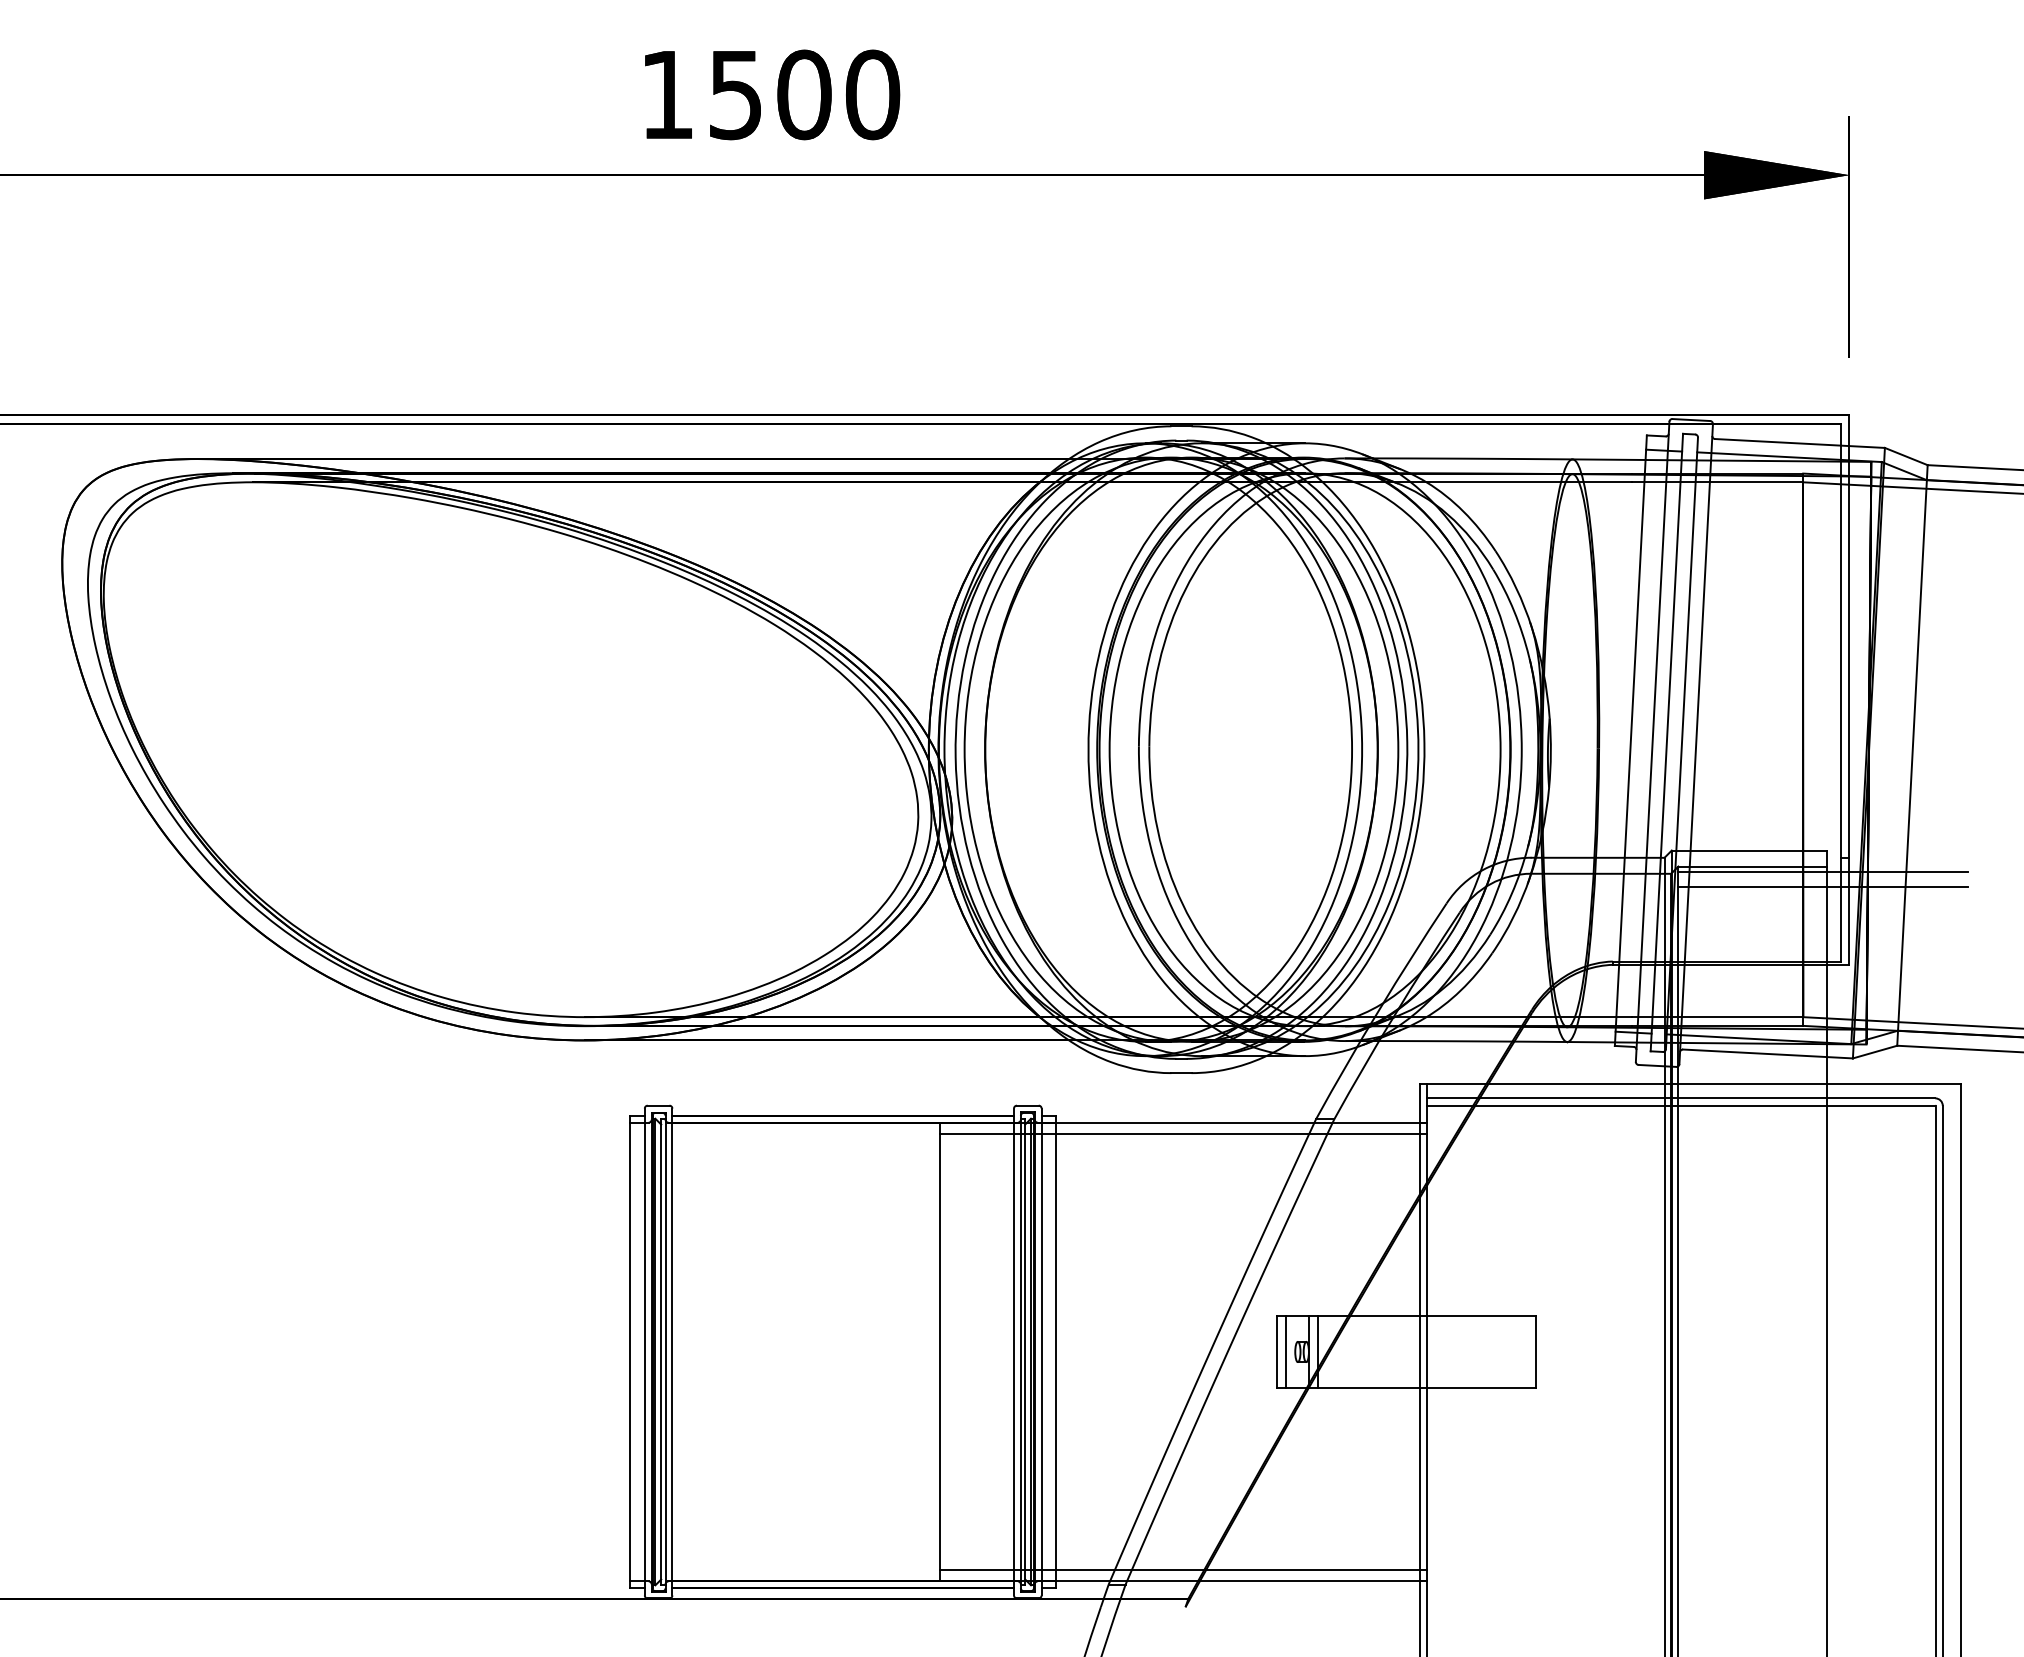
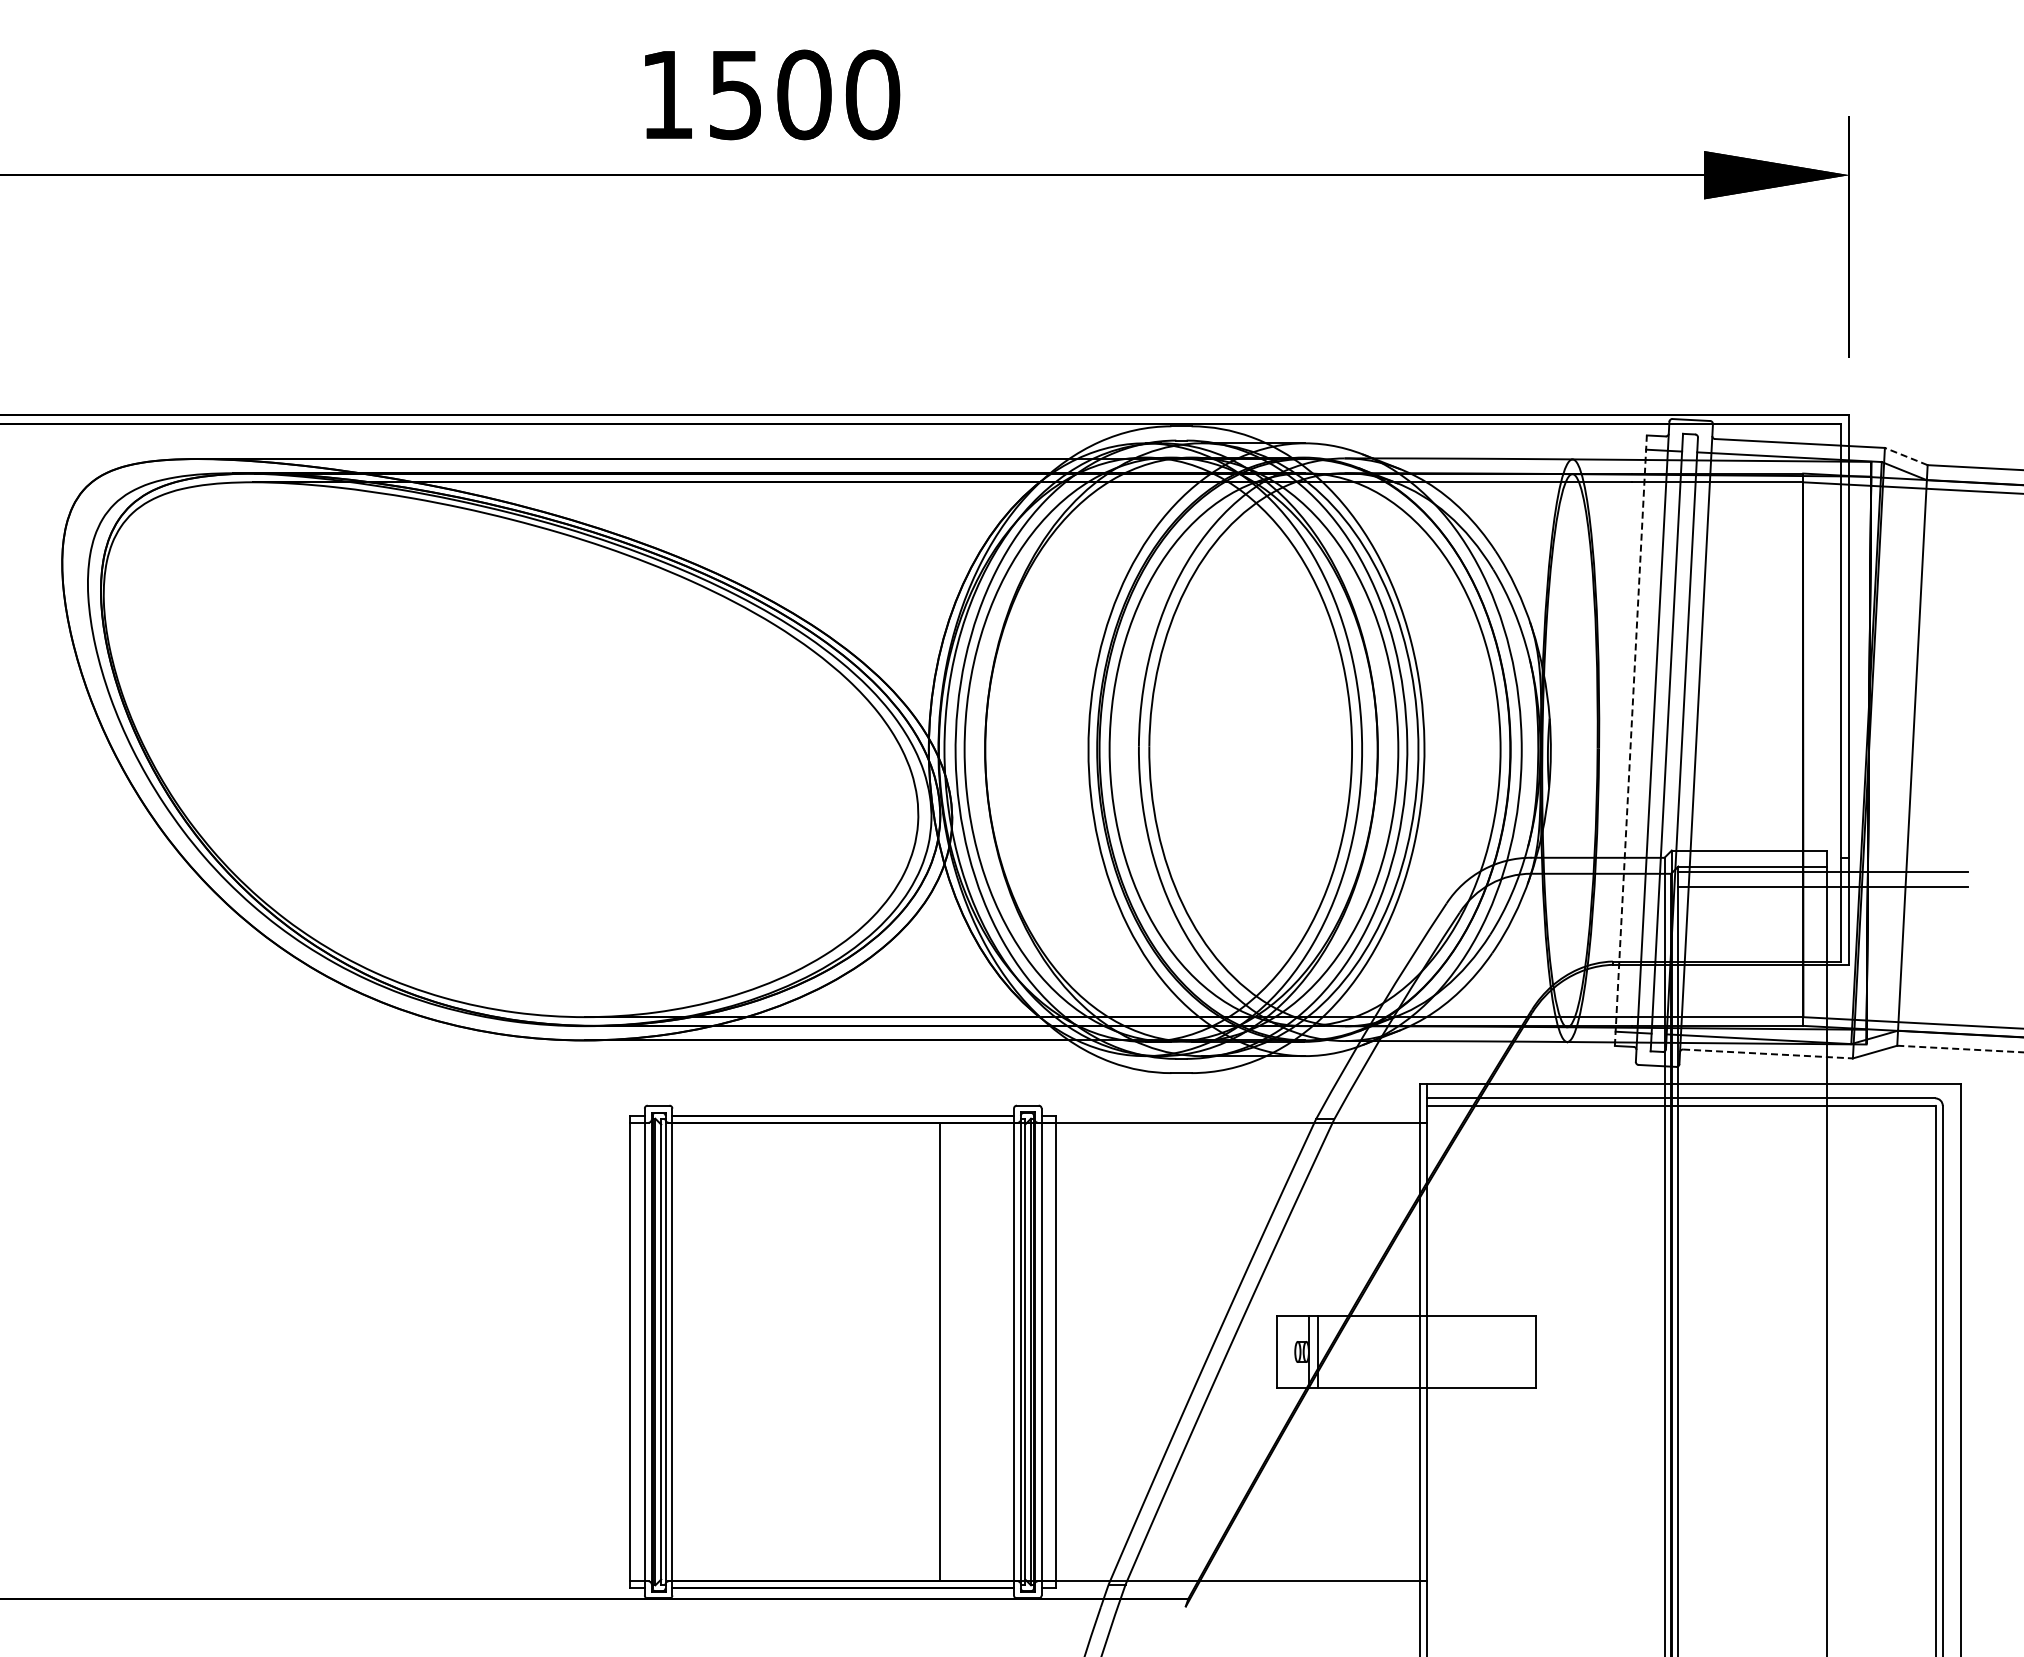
line: solid -> dashed (1905, 456)
line: solid -> dashed (1630, 740)
line: solid -> dashed (1960, 1049)
line: solid -> dashed (1768, 1054)
line: present -> none (1182, 1134)
line: present -> none (1285, 1351)
line: present -> none (1182, 1569)
